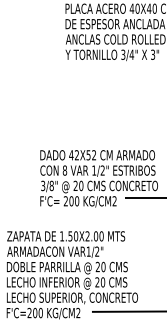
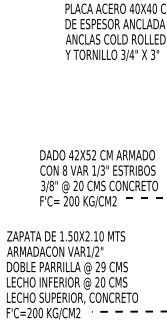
text: 1/2" -> 1/3" (102, 170)
line: solid -> dashed (145, 198)
text: 1.50X2.00 -> 1.50X2.10 (95, 236)
text: 20 -> 29 (103, 267)
line: solid -> dashed (128, 311)
